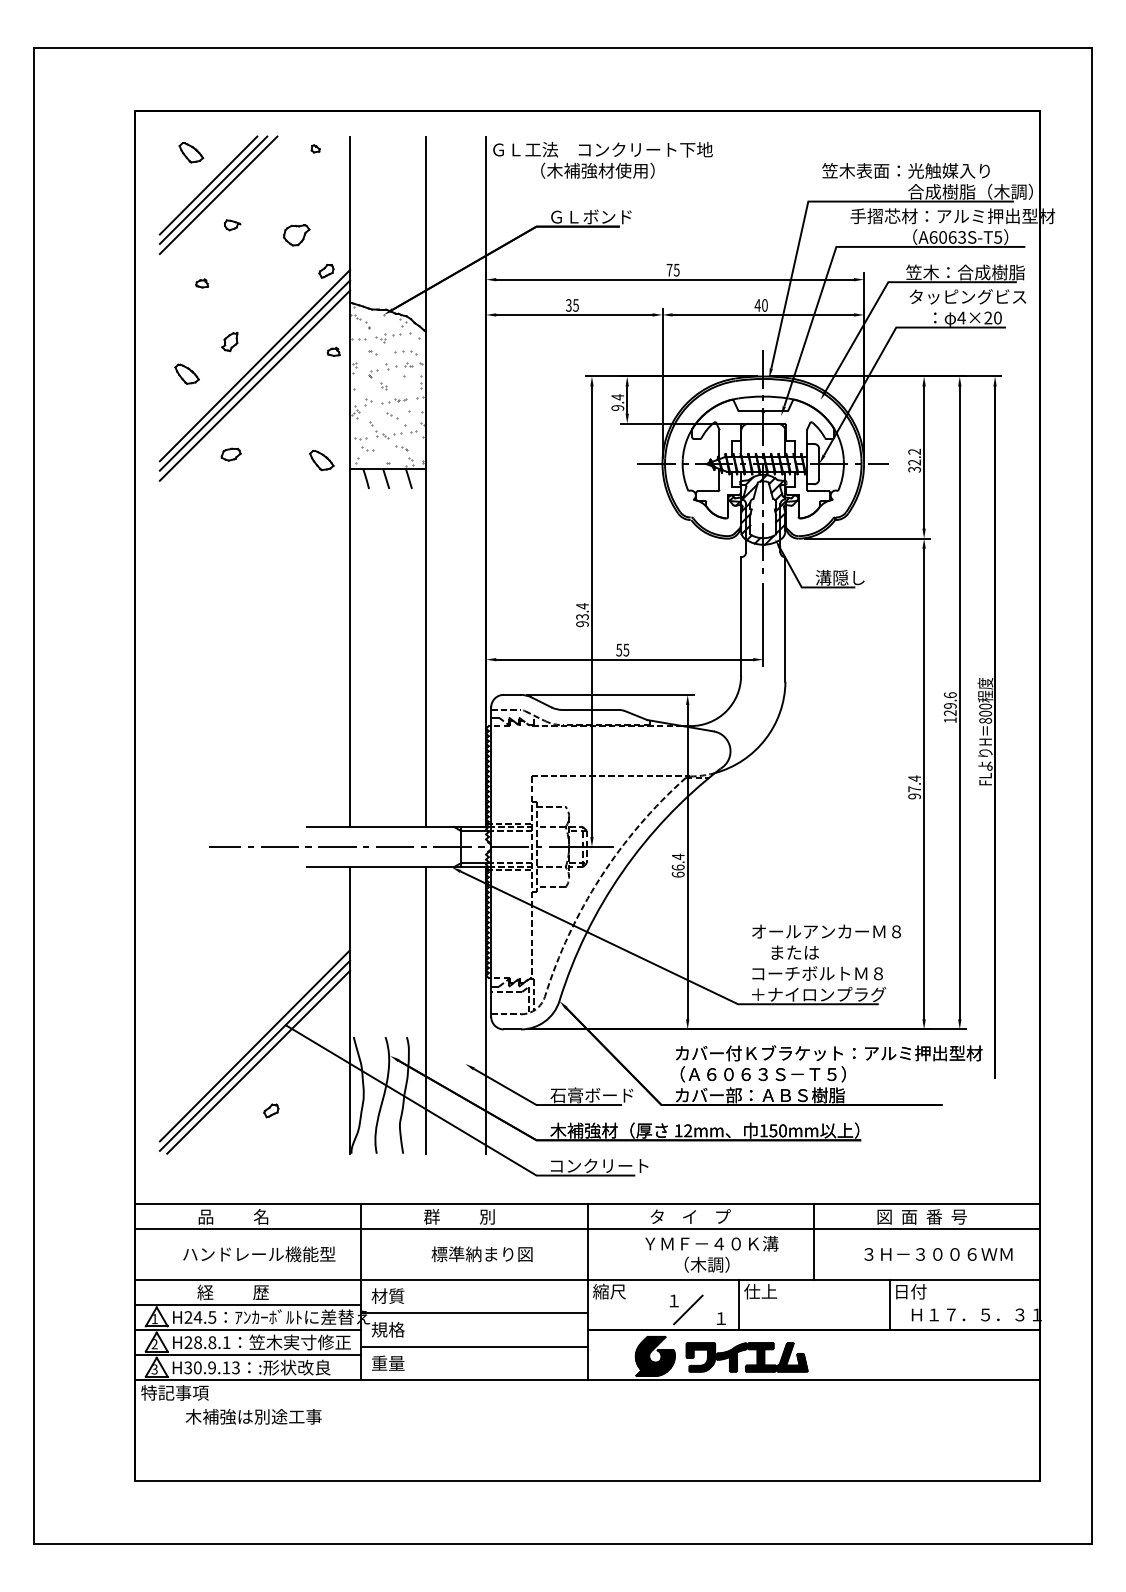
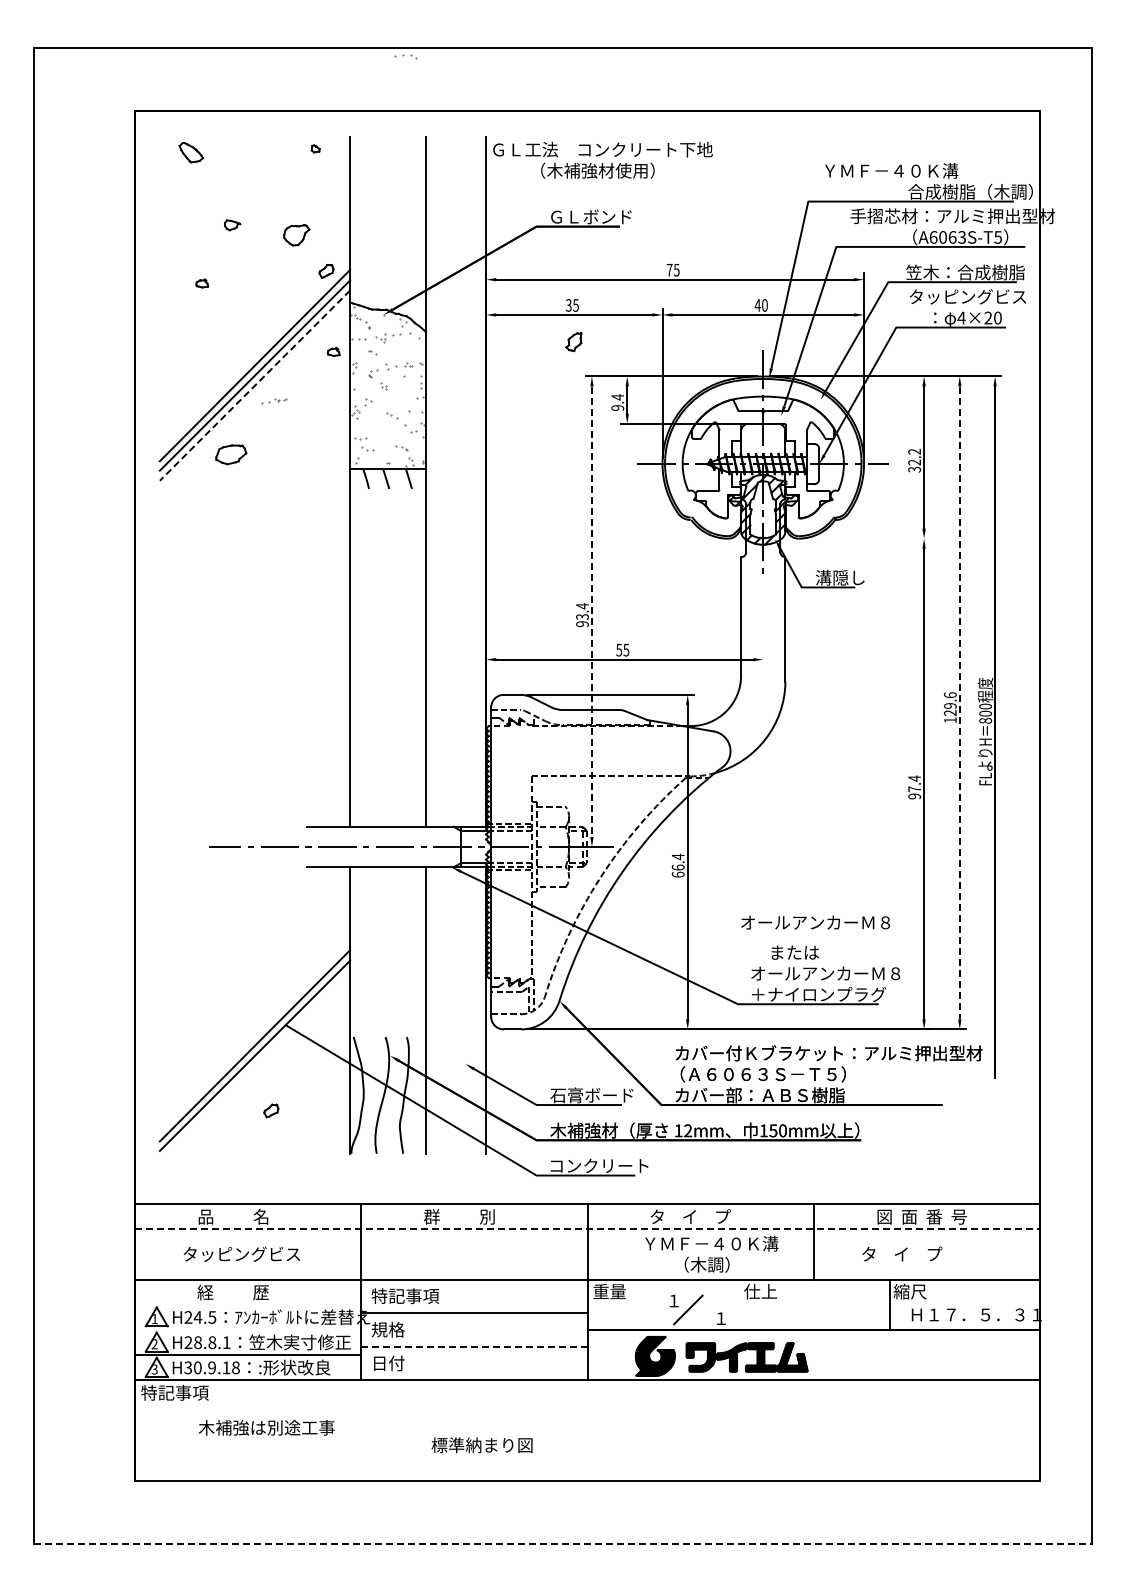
text: 笠木表面：光触媒入り -> ＹＭＦ－４０Ｋ溝 (905, 170)
part: present -> none (218, 194)
part position: (229, 342) -> (573, 342) (573, 342)
part position: (405, 352) -> (405, 56) (405, 56)
part: present -> none (186, 373)
line: solid -> dashed (254, 386)
part position: (394, 401) -> (274, 401) (274, 401)
part: present -> none (385, 430)
part size: 22x15 px -> 33x22 px (231, 454)
part: present -> none (321, 460)
line: present -> none (867, 538)
line: solid -> dashed (591, 612)
line: present -> none (763, 624)
line: solid -> dashed (959, 703)
text position: (826, 931) -> (815, 922) (815, 922)
text: コーチボルトＭ８ -> オールアンカーＭ８ (825, 973)
line: present -> none (258, 1061)
line: solid -> dashed (587, 1229)
text: ３Ｈ－３００６ＷＭ -> タ    イ    プ (937, 1253)
text: ハンドレール機能型 -> タッピングビス (259, 1254)
text position: (481, 1254) -> (481, 1445) (481, 1445)
text: 縮尺 -> 重量 (609, 1291)
text: 日付 -> 縮尺 (909, 1291)
text: 材質 -> 特記事項 (405, 1296)
line: present -> none (247, 1304)
line: present -> none (738, 1304)
line: present -> none (247, 1330)
line: solid -> dashed (474, 1346)
text: 重量 -> 日付 (388, 1363)
text: H30.9.13 -> H30.9.18 (235, 1367)
text position: (253, 1416) -> (266, 1427) (266, 1427)
line: solid -> dashed (563, 1544)
